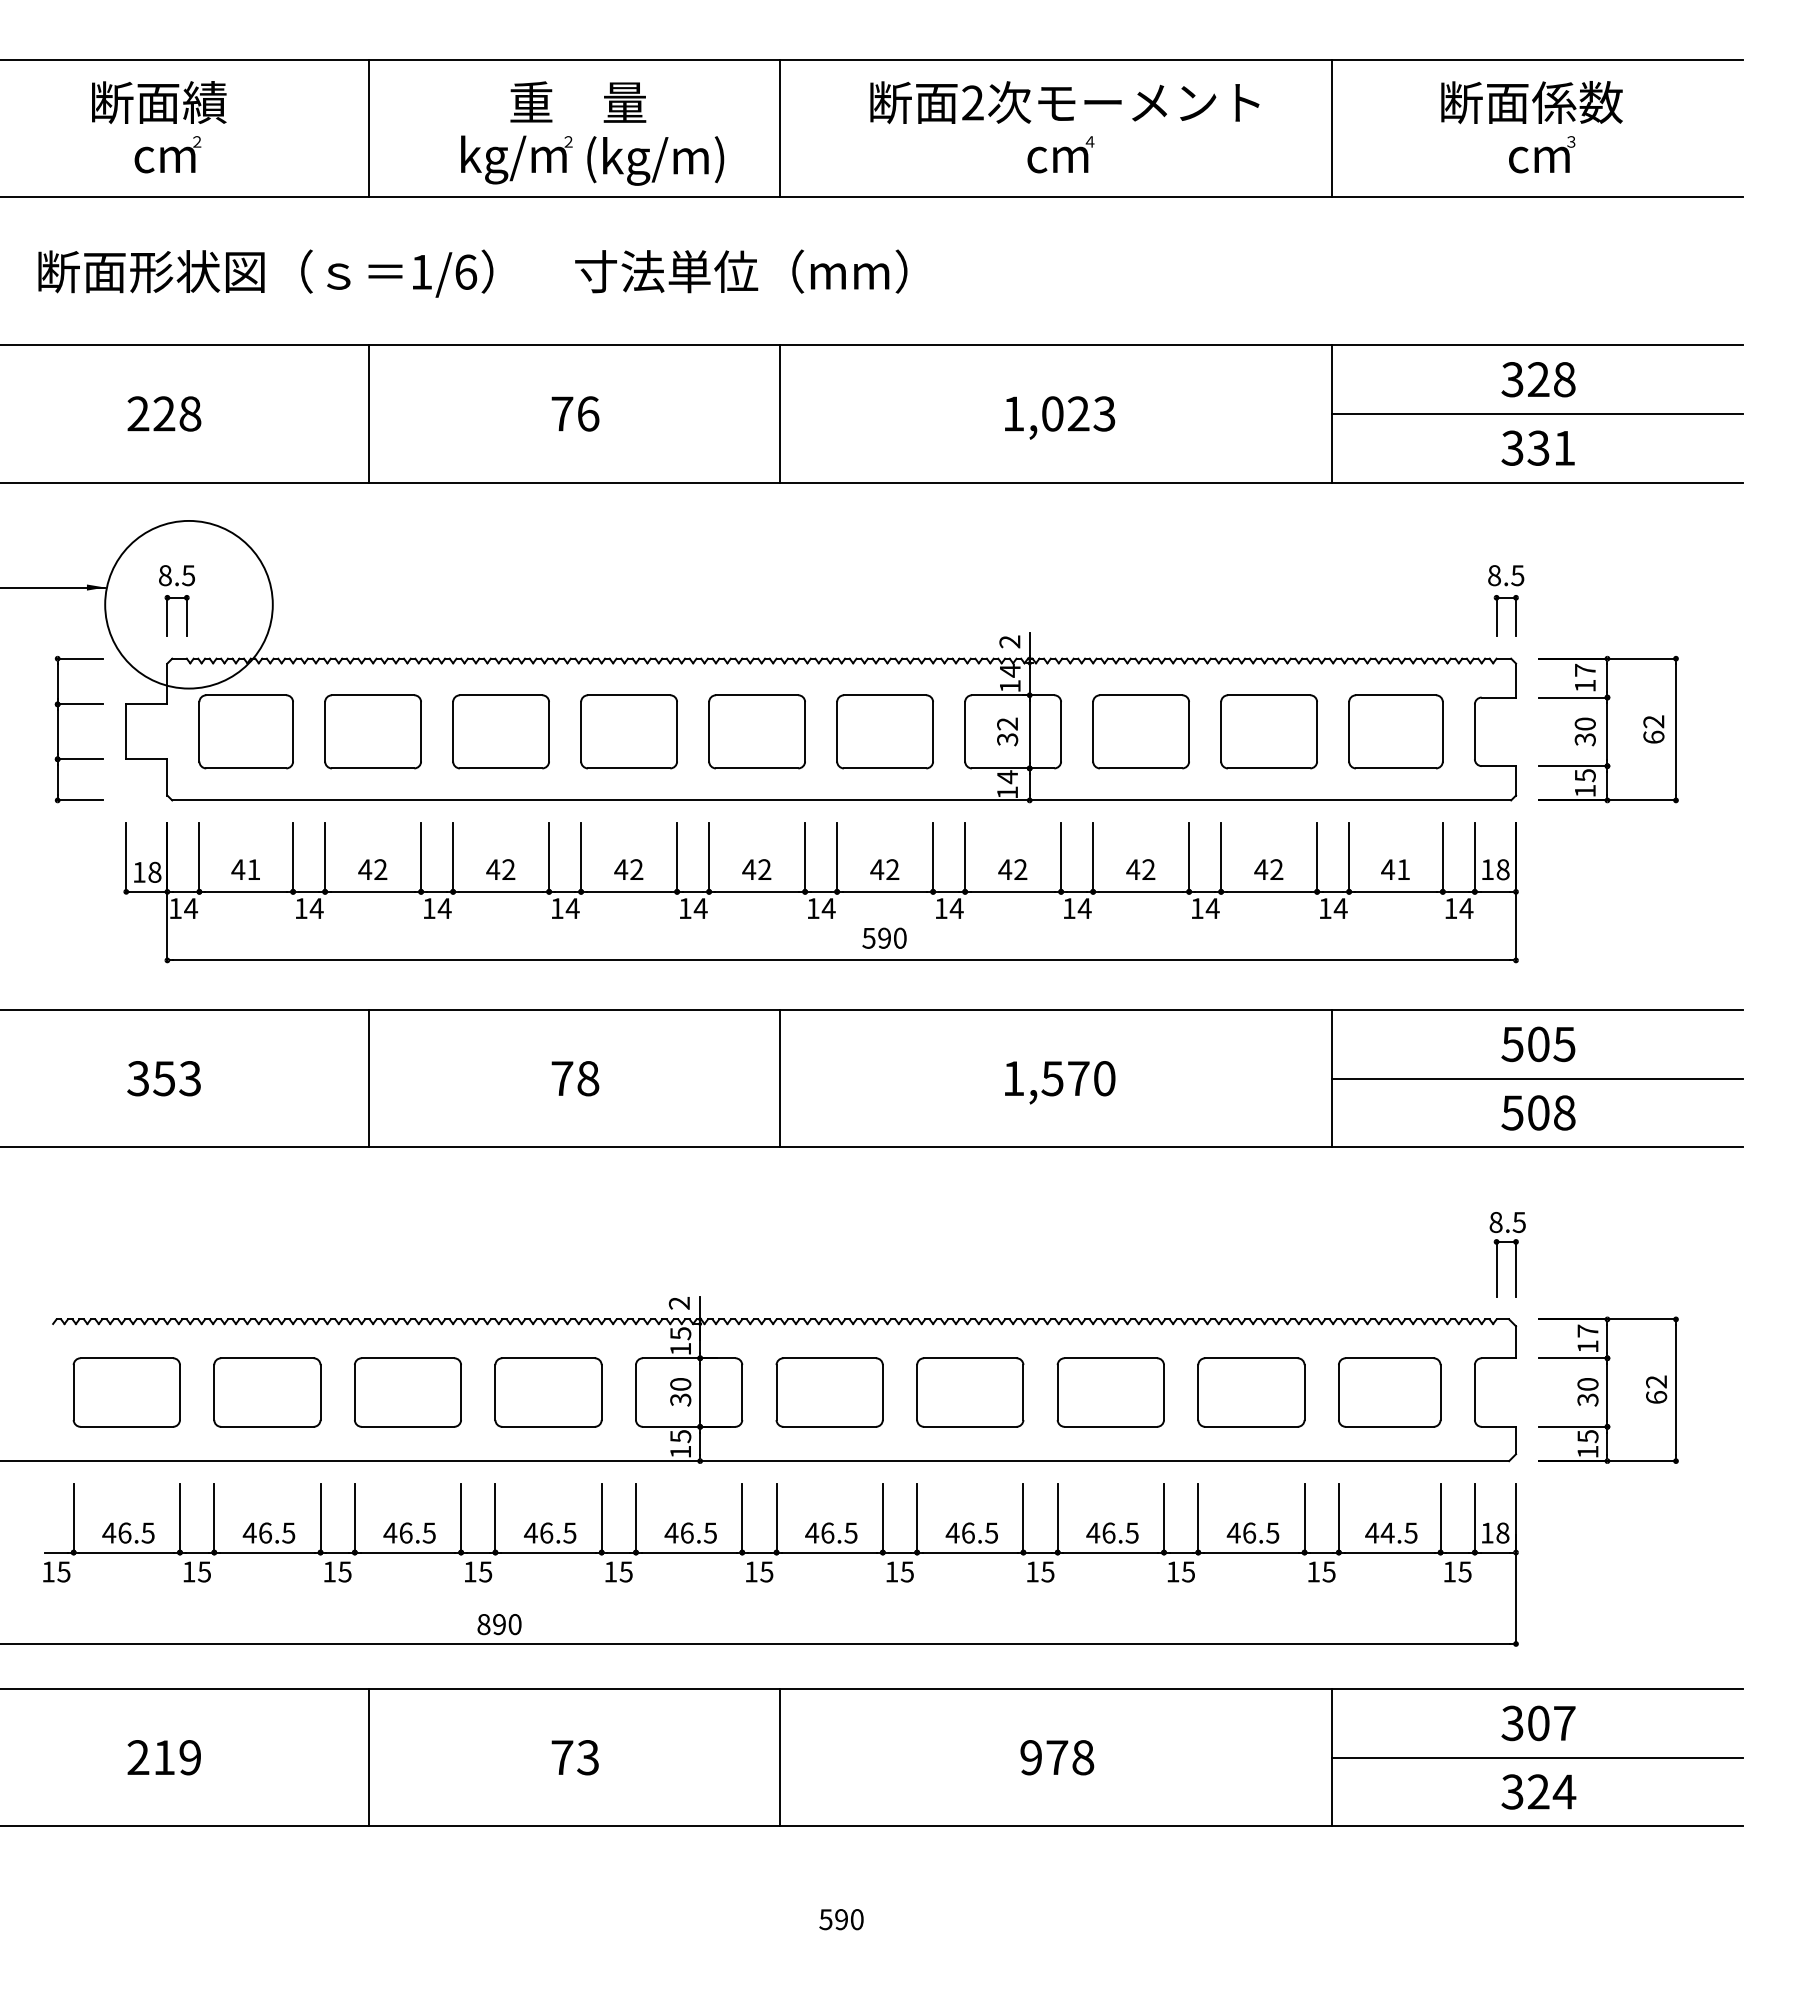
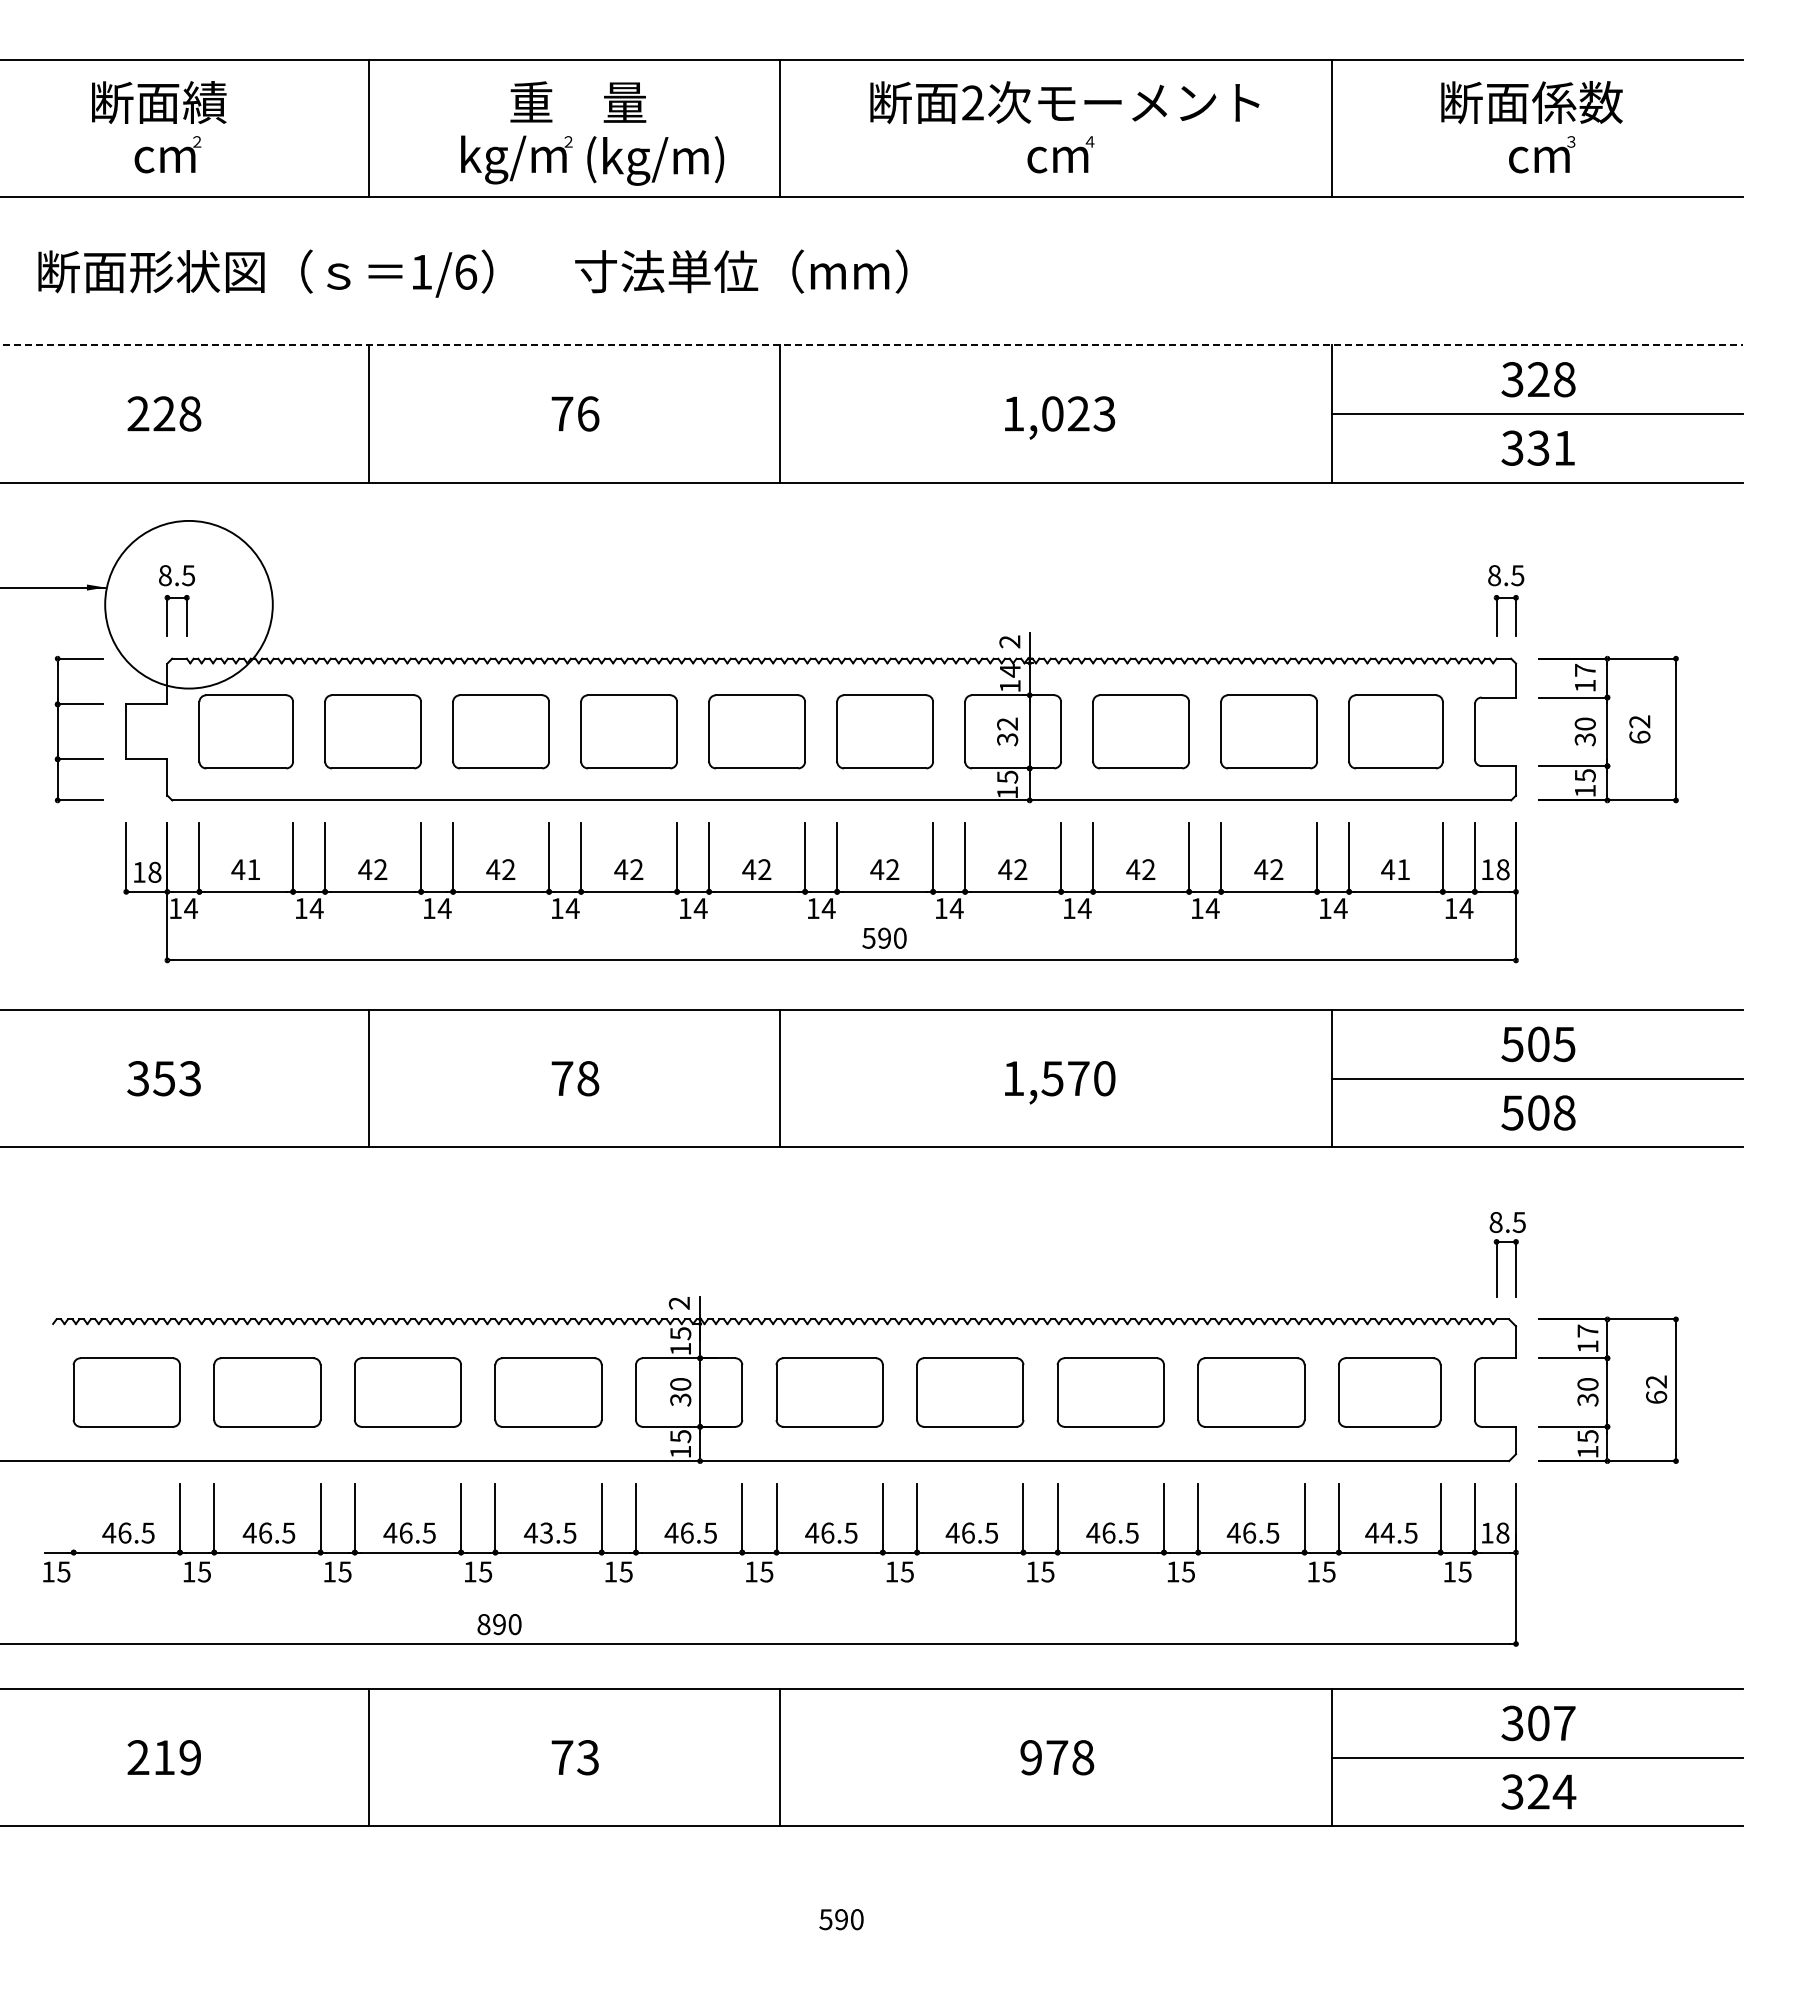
line: solid -> dashed (872, 345)
text position: (1653, 729) -> (1639, 729) (1639, 729)
text: 14 -> 15 (1007, 777)
line: present -> none (73, 1518)
text: 46.5 -> 43.5 (546, 1532)
